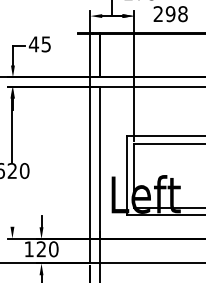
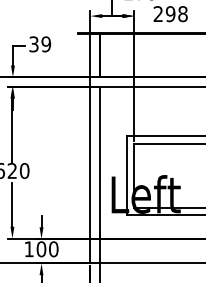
text: 45 -> 39 (39, 44)
line: none -> present (12, 204)
text: 120 -> 100 (41, 249)
